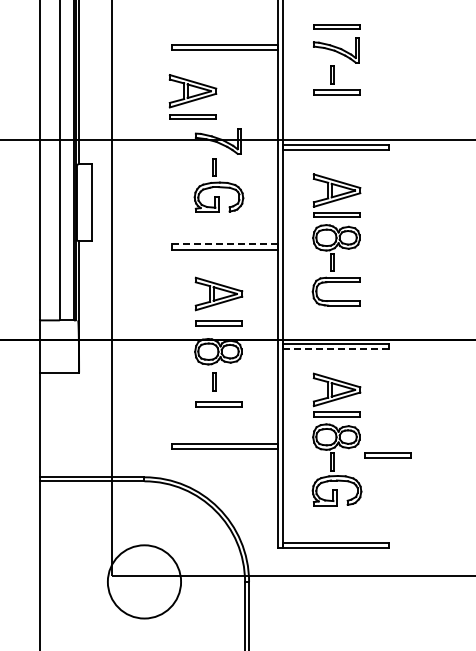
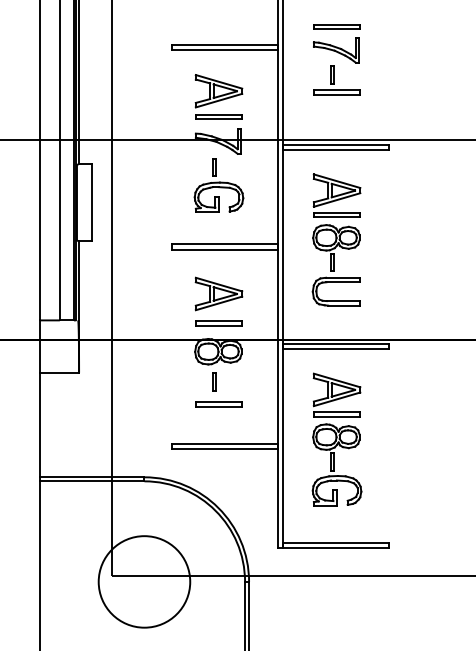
part position: (192, 96) -> (218, 96) (218, 96)
line: dashed -> solid (224, 244)
line: dashed -> solid (336, 349)
part: present -> none (387, 455)
circle diameter: 73 px -> 92 px (144, 581)
